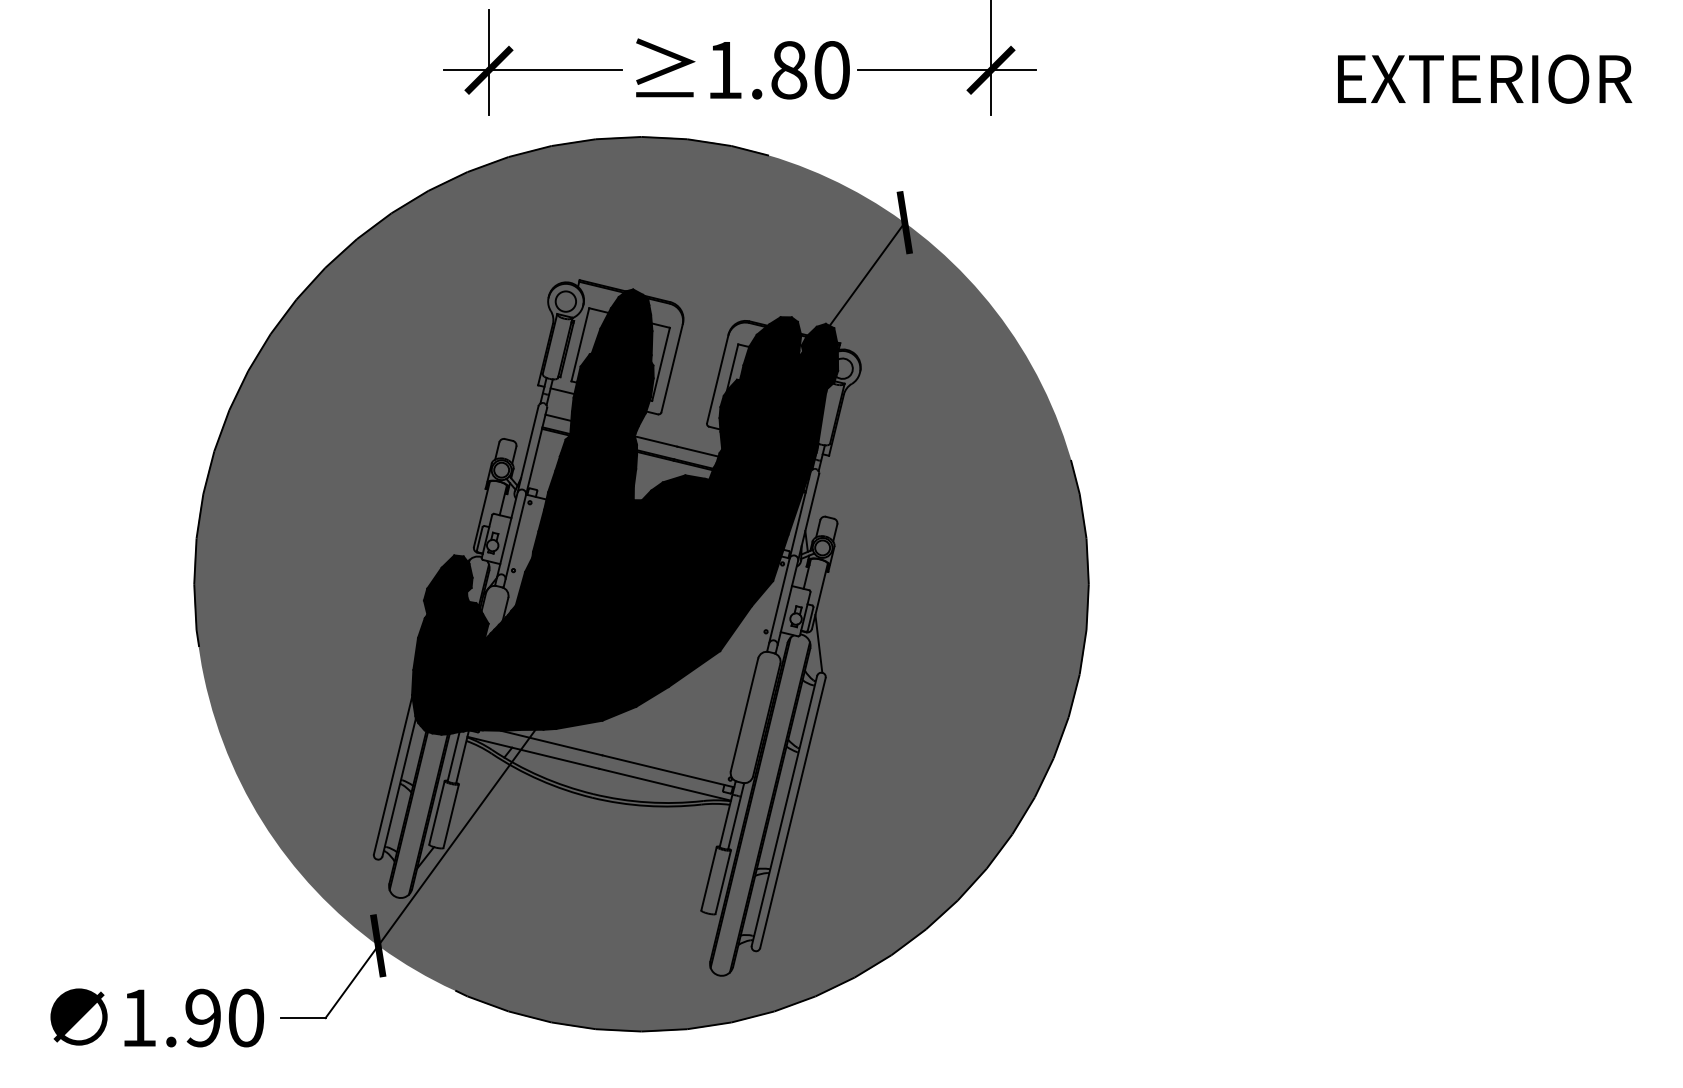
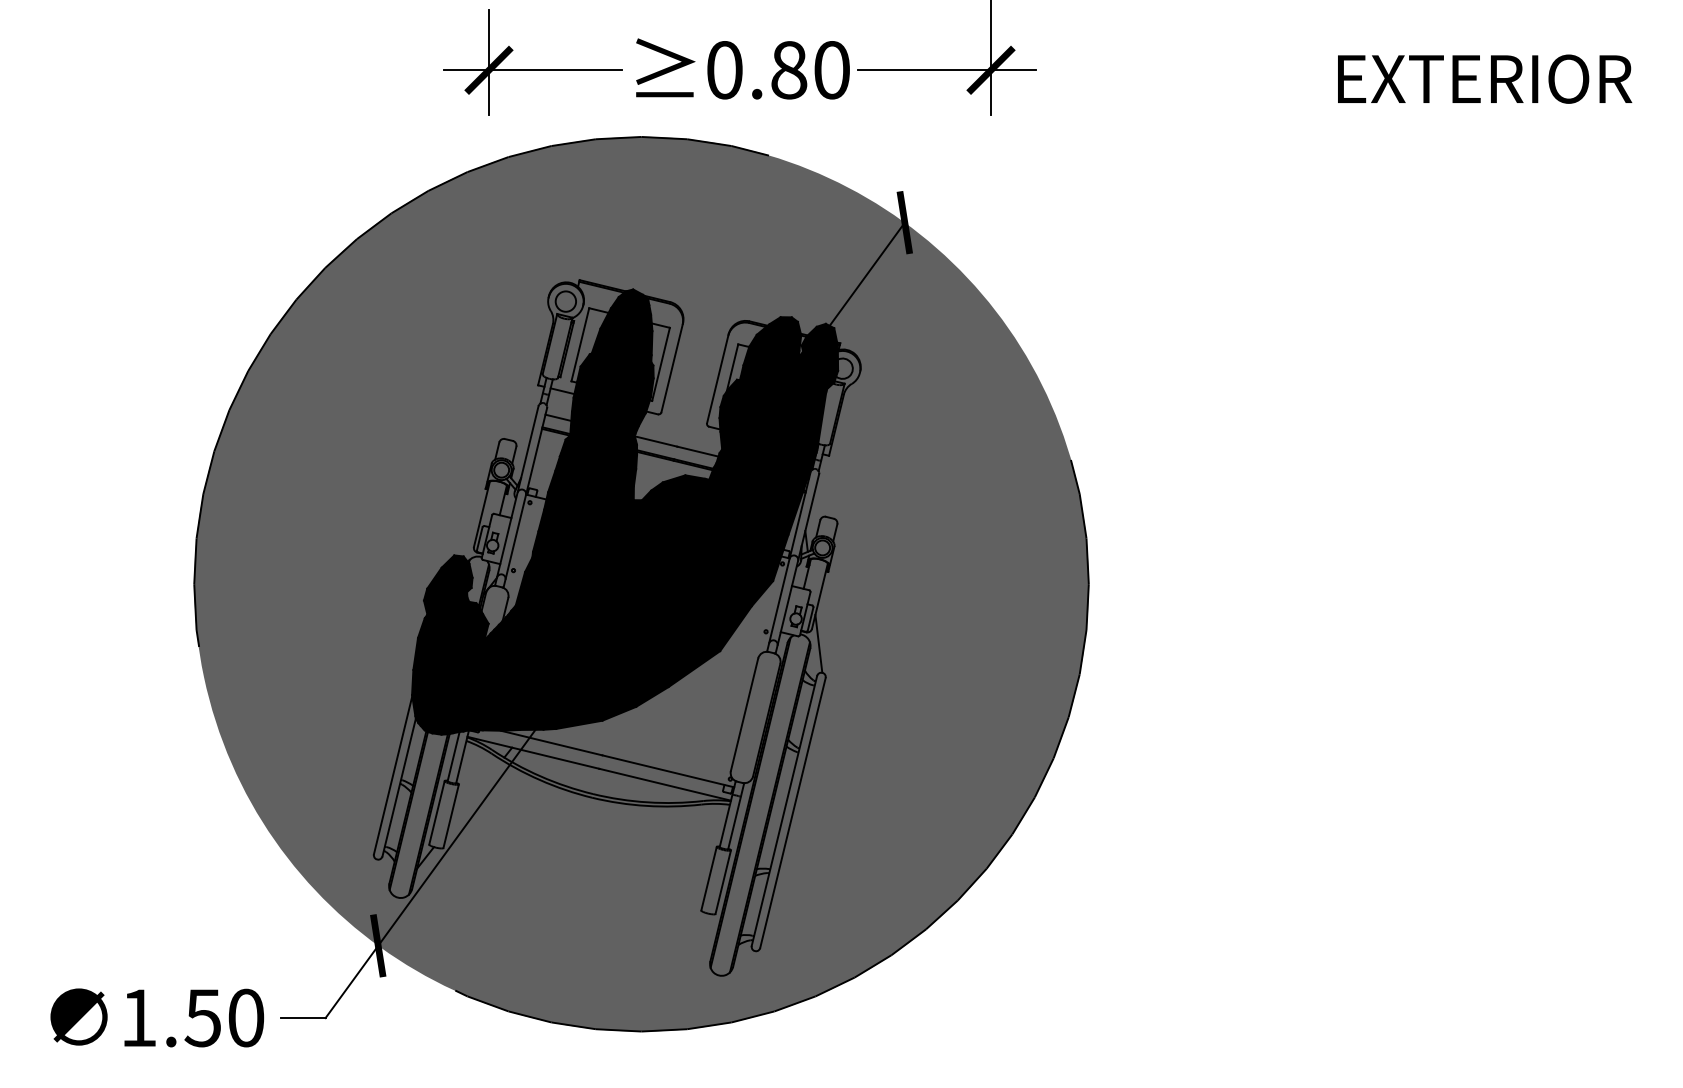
text: 1.80 -> 0.80 (724, 70)
text: 1.90 -> 1.50 (202, 1017)
